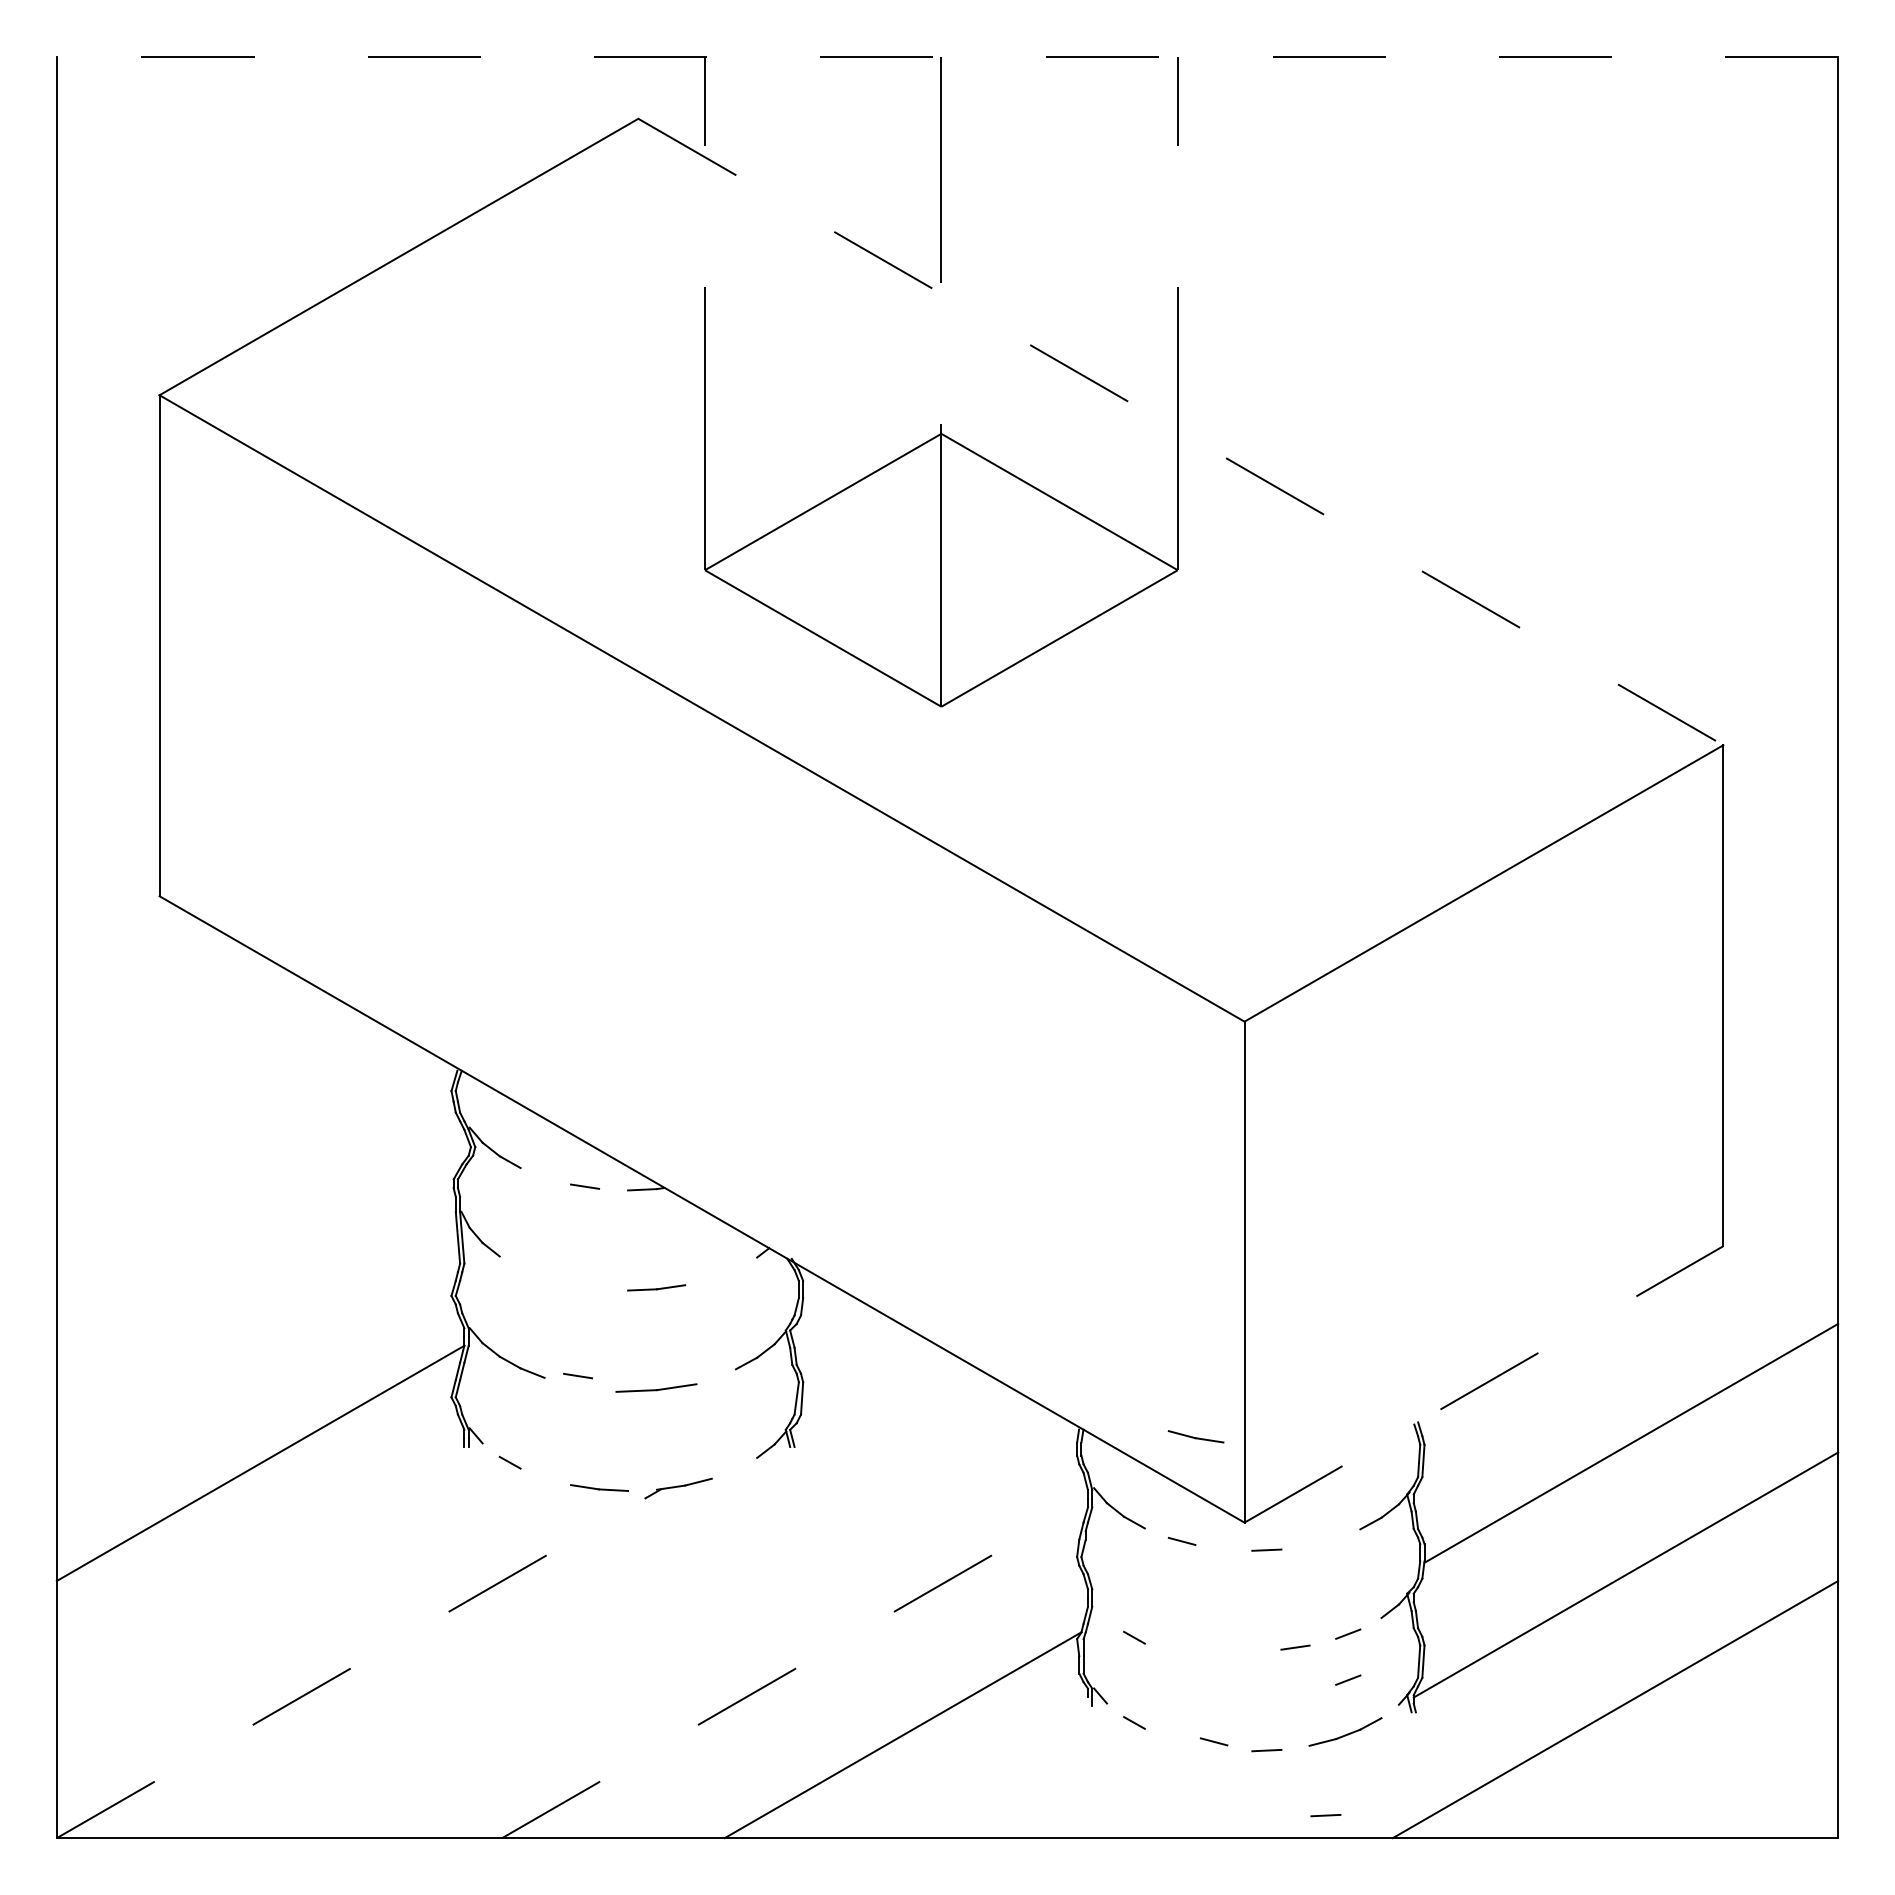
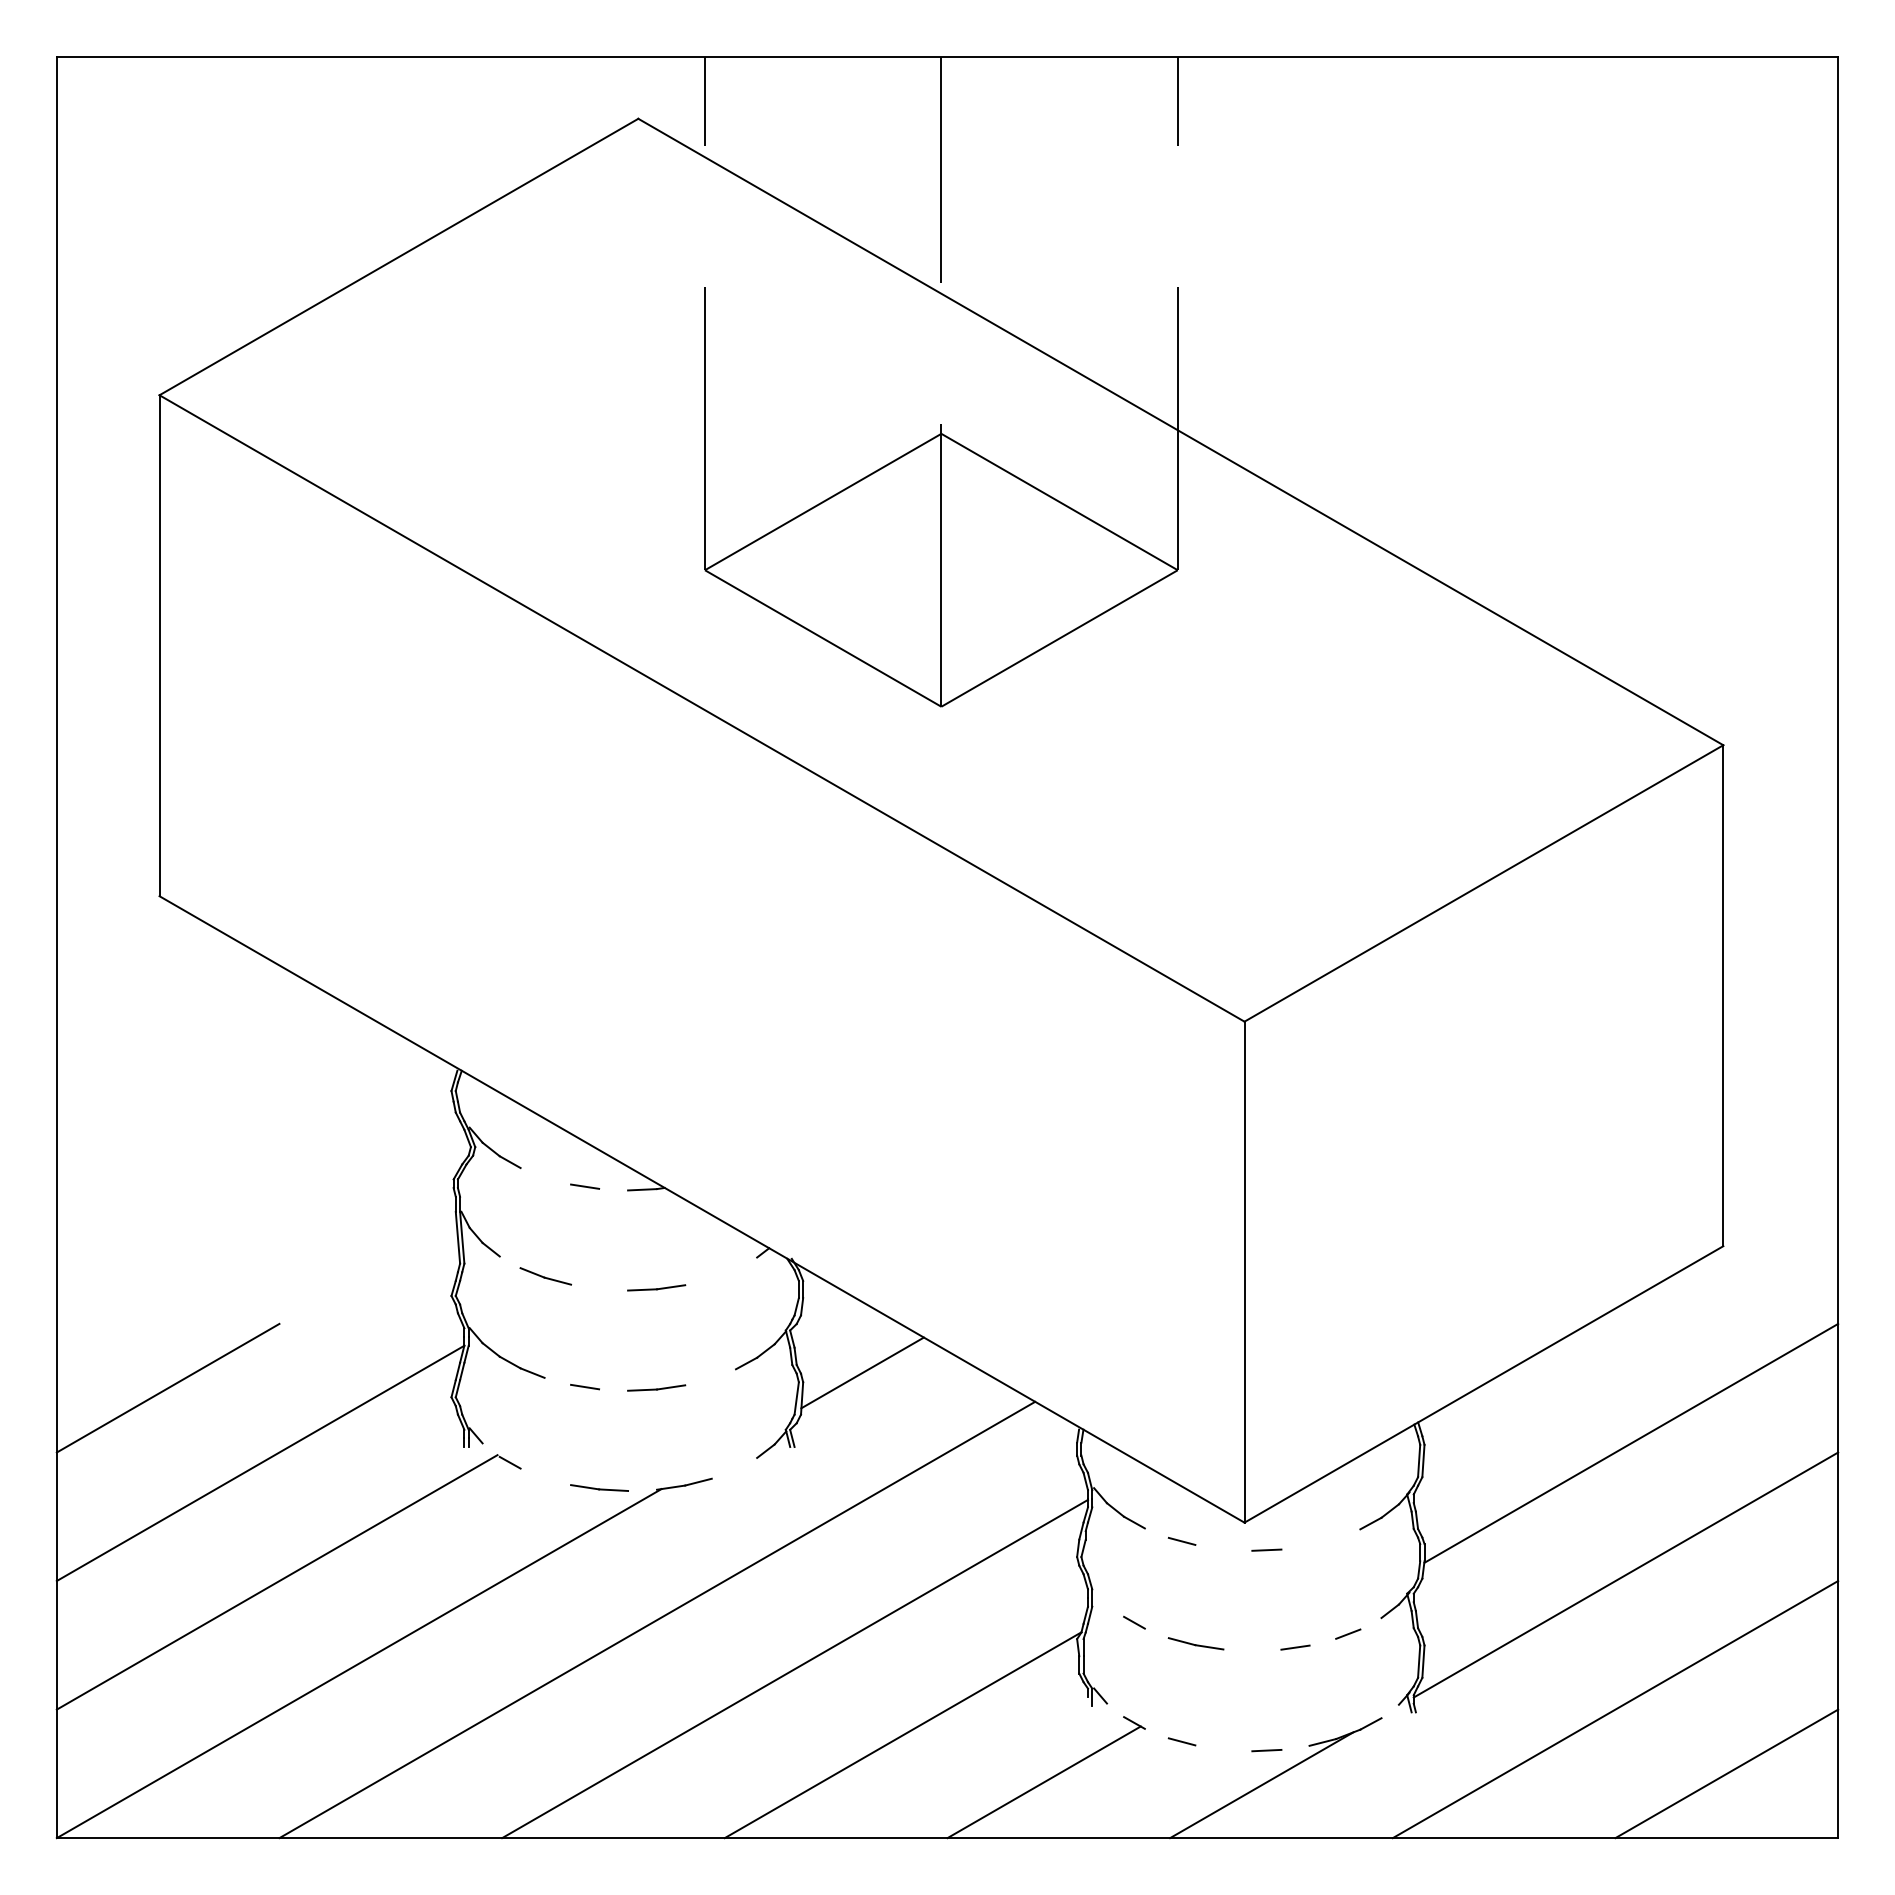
line: dashed -> solid (947, 56)
line: dashed -> solid (1181, 432)
part: none -> present (545, 1276)
line: none -> present (862, 1372)
line position: (577, 1376) -> (584, 1387) (584, 1387)
line: dashed -> solid (1484, 1384)
line: none -> present (167, 1387)
part size: 83x10 px -> 60x8 px (656, 1387)
part position: (1195, 1436) -> (1195, 1643) (1195, 1643)
line: none -> present (276, 1582)
line: none -> present (657, 1619)
line position: (1134, 1637) -> (1134, 1622) (1134, 1622)
line: dashed -> solid (359, 1663)
line: dashed -> solid (795, 1668)
line: present -> none (1348, 1679)
line position: (1213, 1741) -> (1181, 1741) (1181, 1741)
line: none -> present (1726, 1773)
line: none -> present (1043, 1782)
line: none -> present (1261, 1785)
line: present -> none (1325, 1815)
